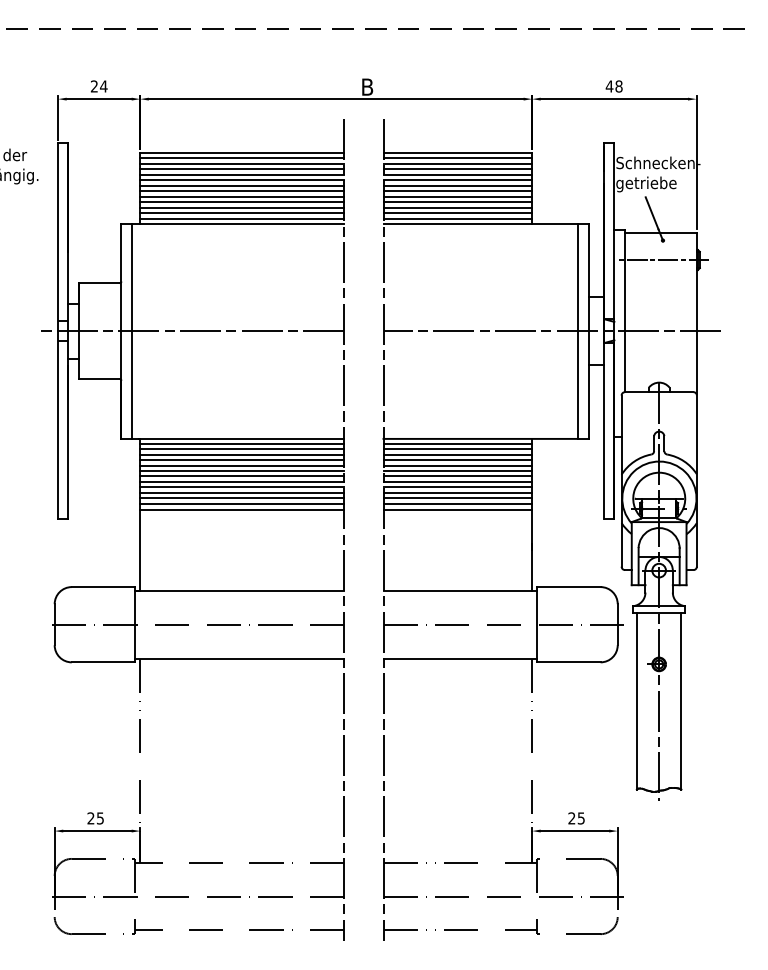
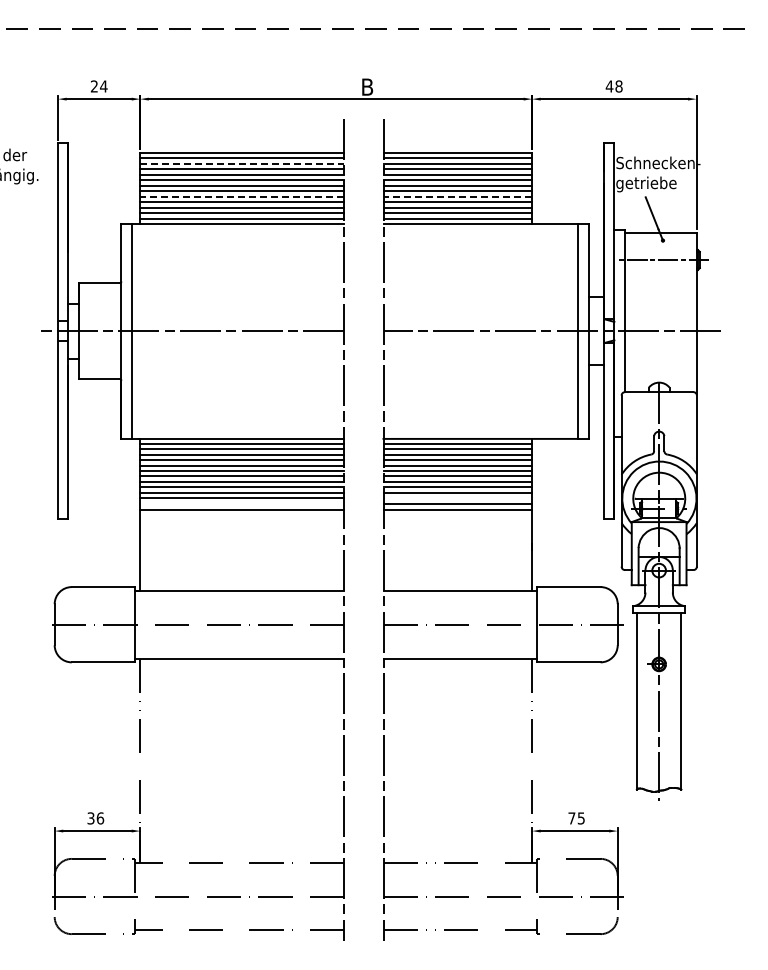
line: solid -> dashed (242, 163)
line: solid -> dashed (242, 196)
line: solid -> dashed (457, 196)
line: present -> none (457, 498)
line: present -> none (242, 503)
text: 25 -> 36 (95, 818)
text: 25 -> 75 (571, 818)
